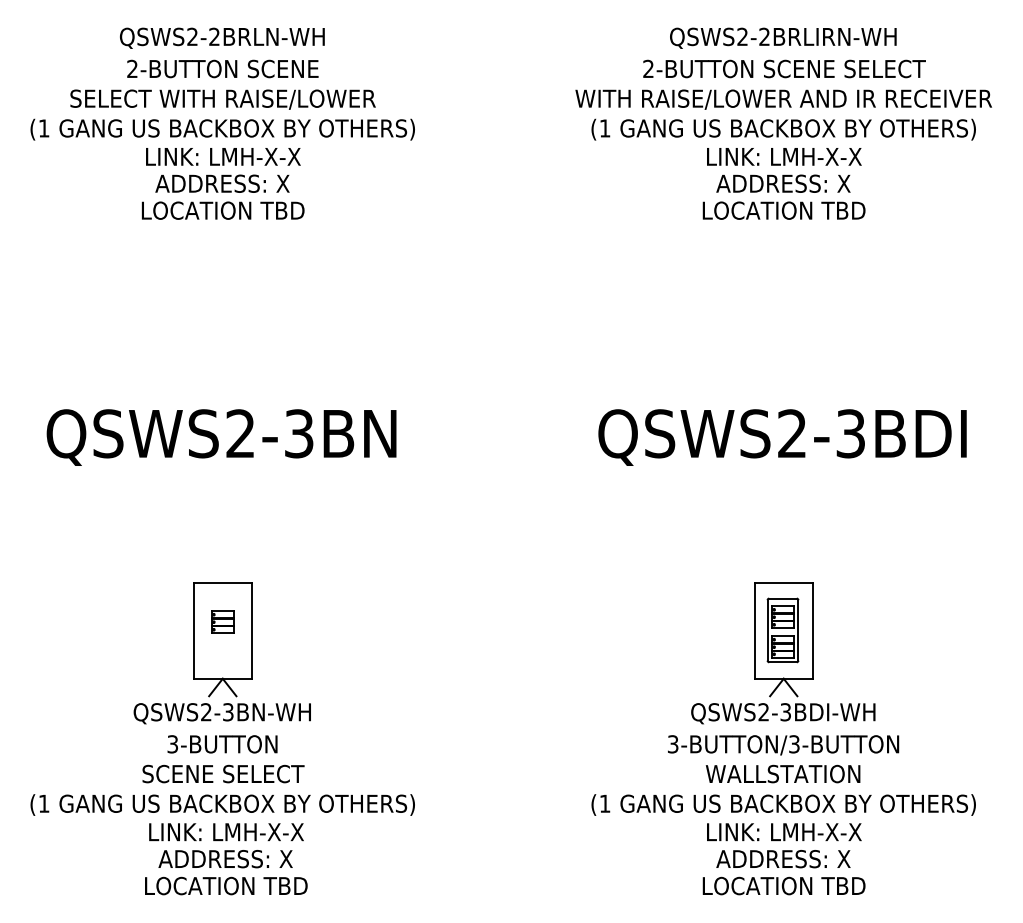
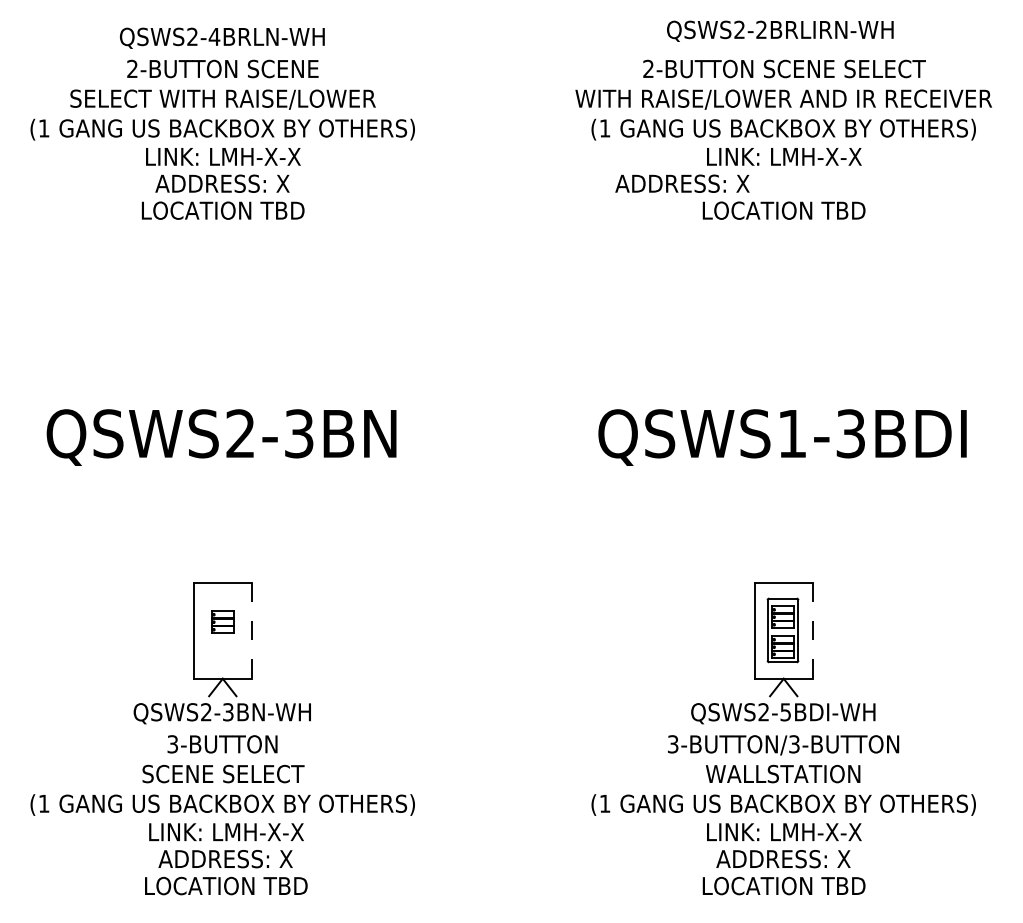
text: QSWS2-2BRLN-WH -> QSWS2-4BRLN-WH (214, 36)
text position: (783, 37) -> (780, 30) (780, 30)
text position: (783, 183) -> (682, 183) (682, 183)
text: QSWS2-3BDI -> QSWS1-3BDI (791, 433)
line: solid -> dashed (251, 630)
line: solid -> dashed (812, 630)
text: QSWS2-3BDI-WH -> QSWS2-5BDI-WH (785, 711)
